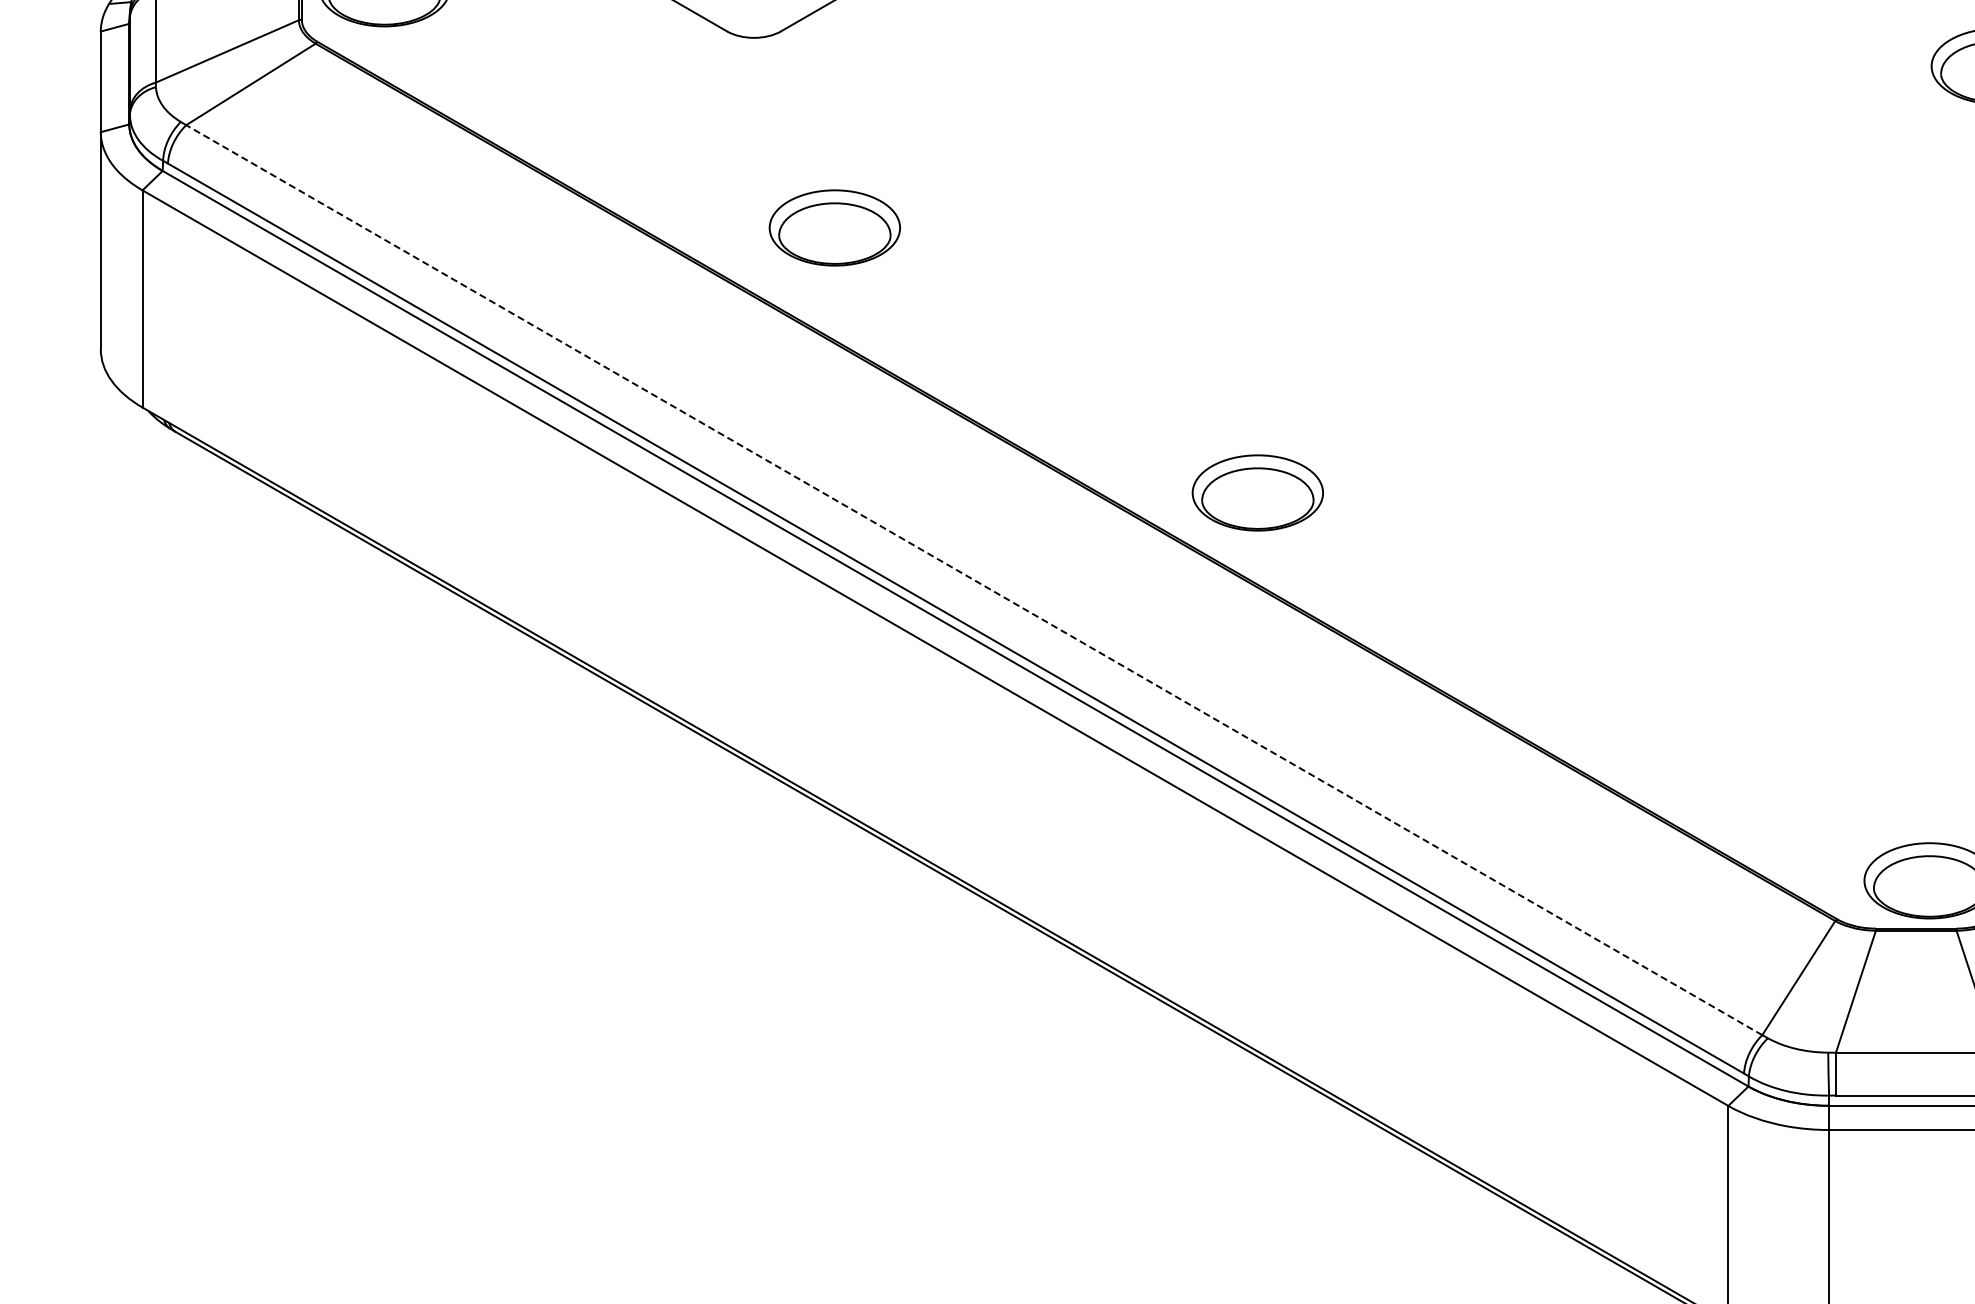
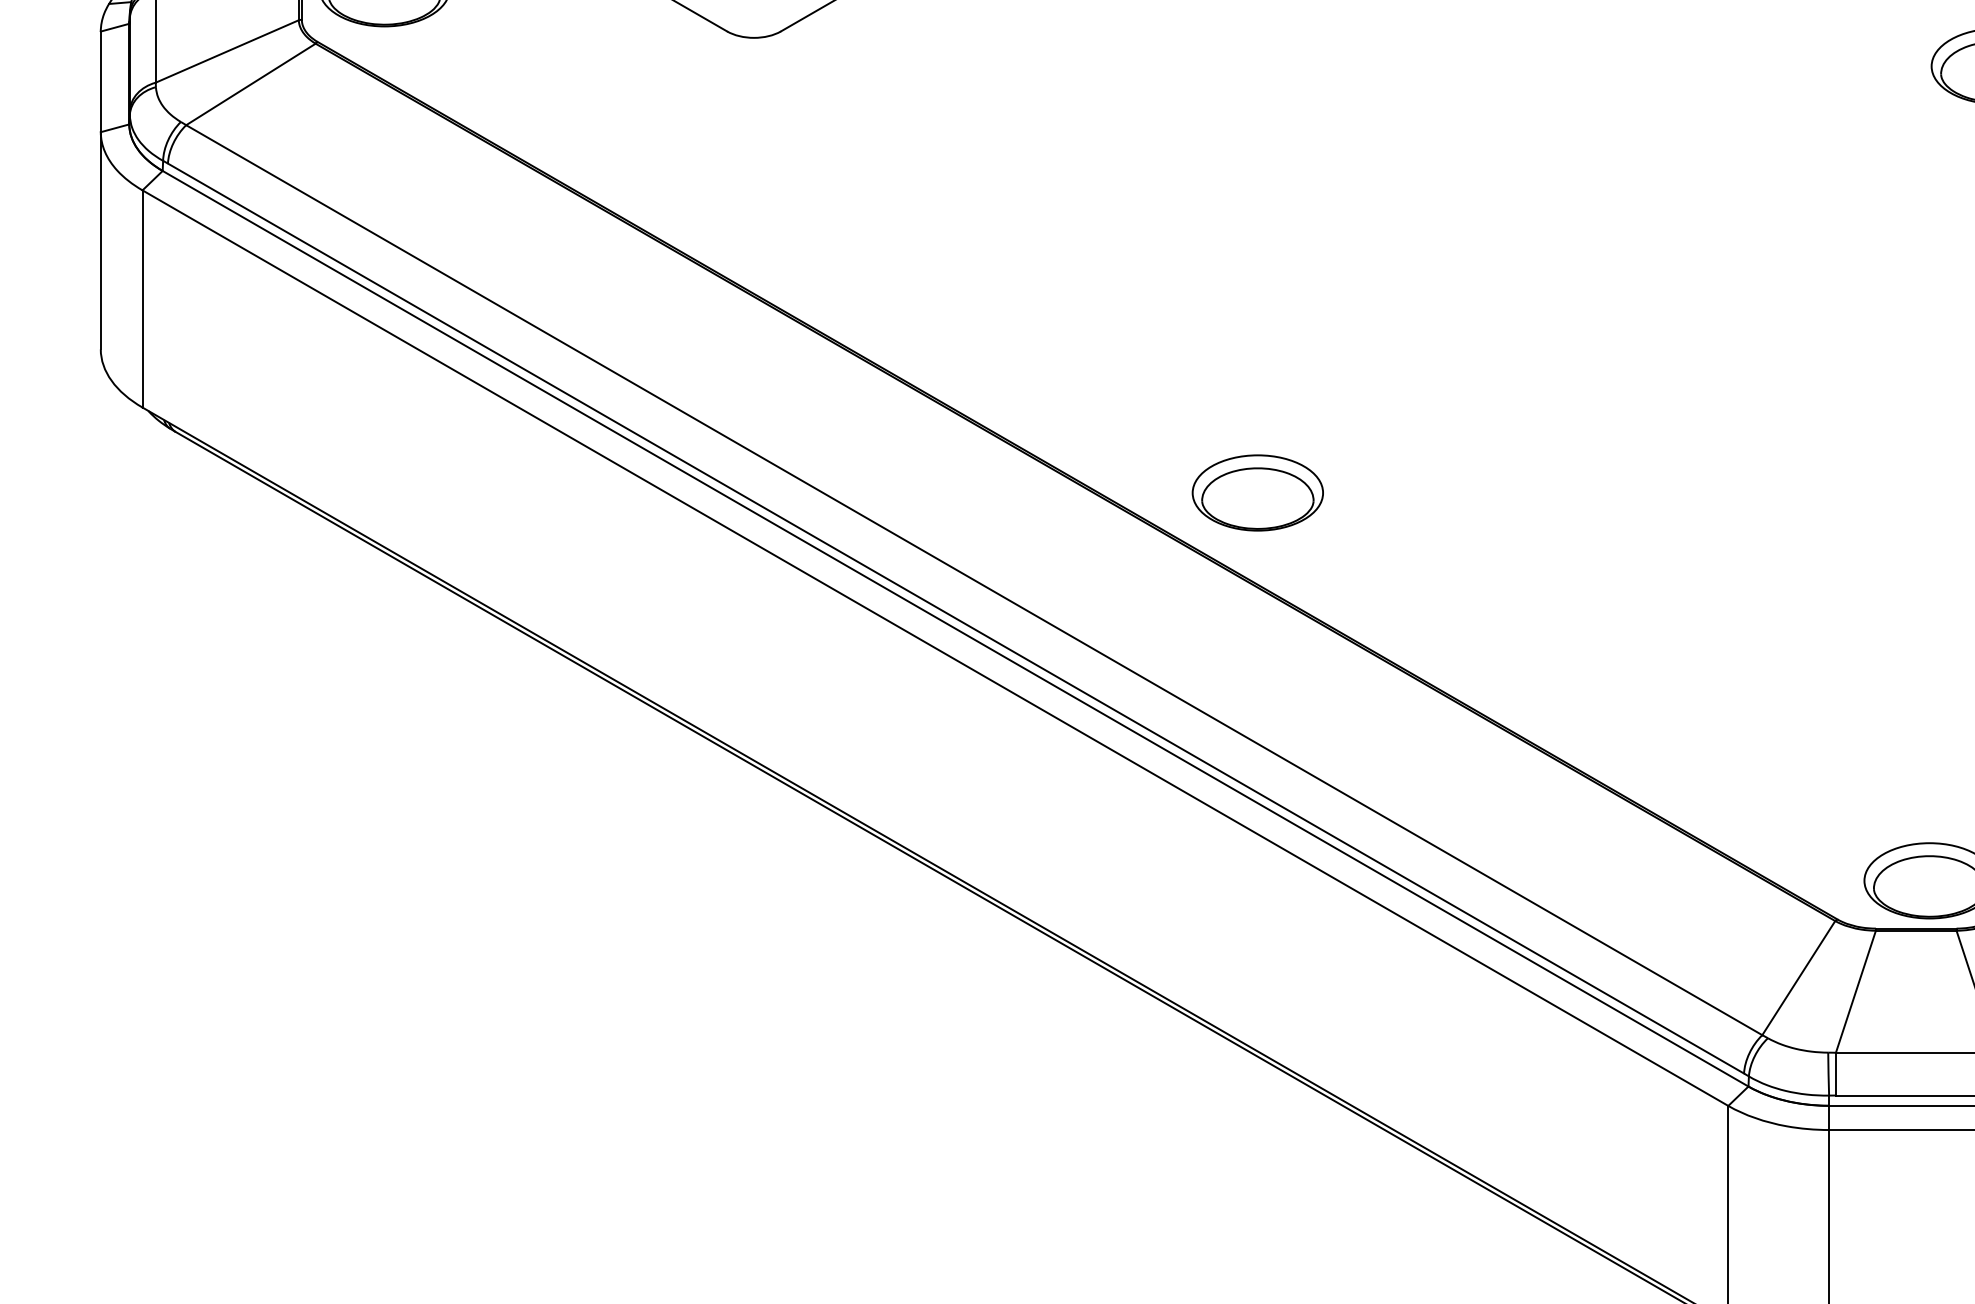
part: present -> none (834, 227)
line: dashed -> solid (974, 580)
